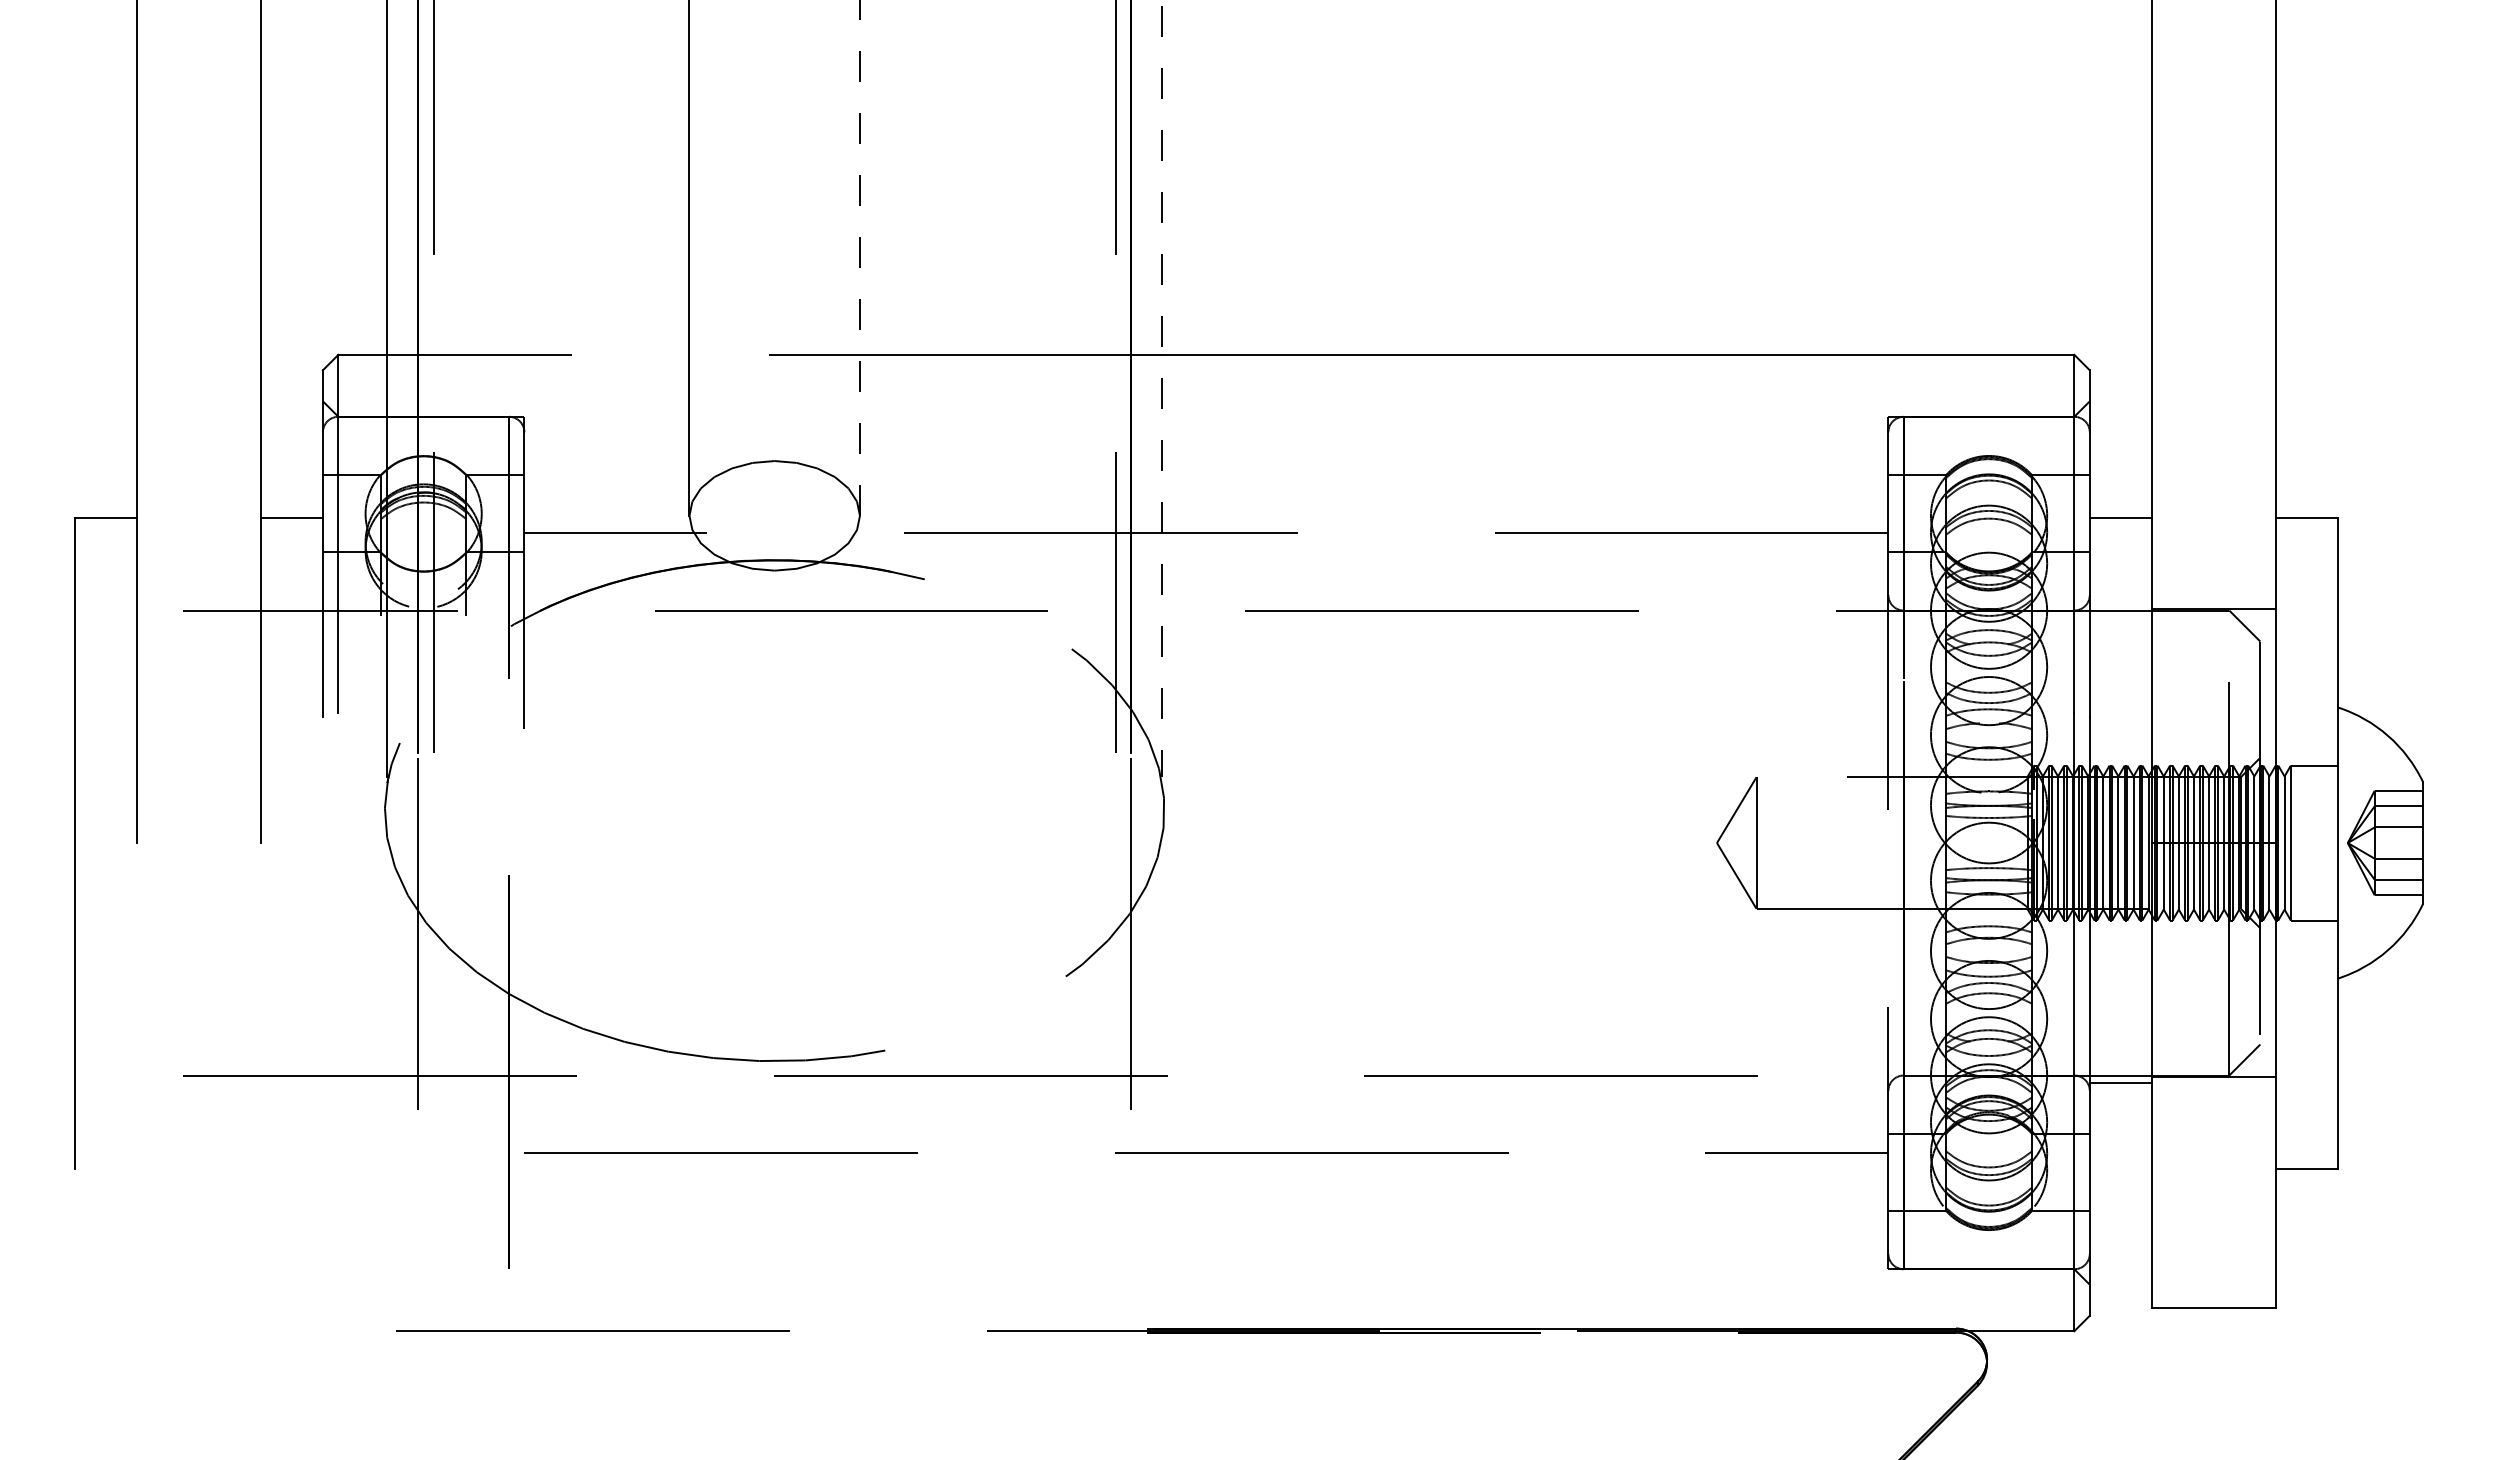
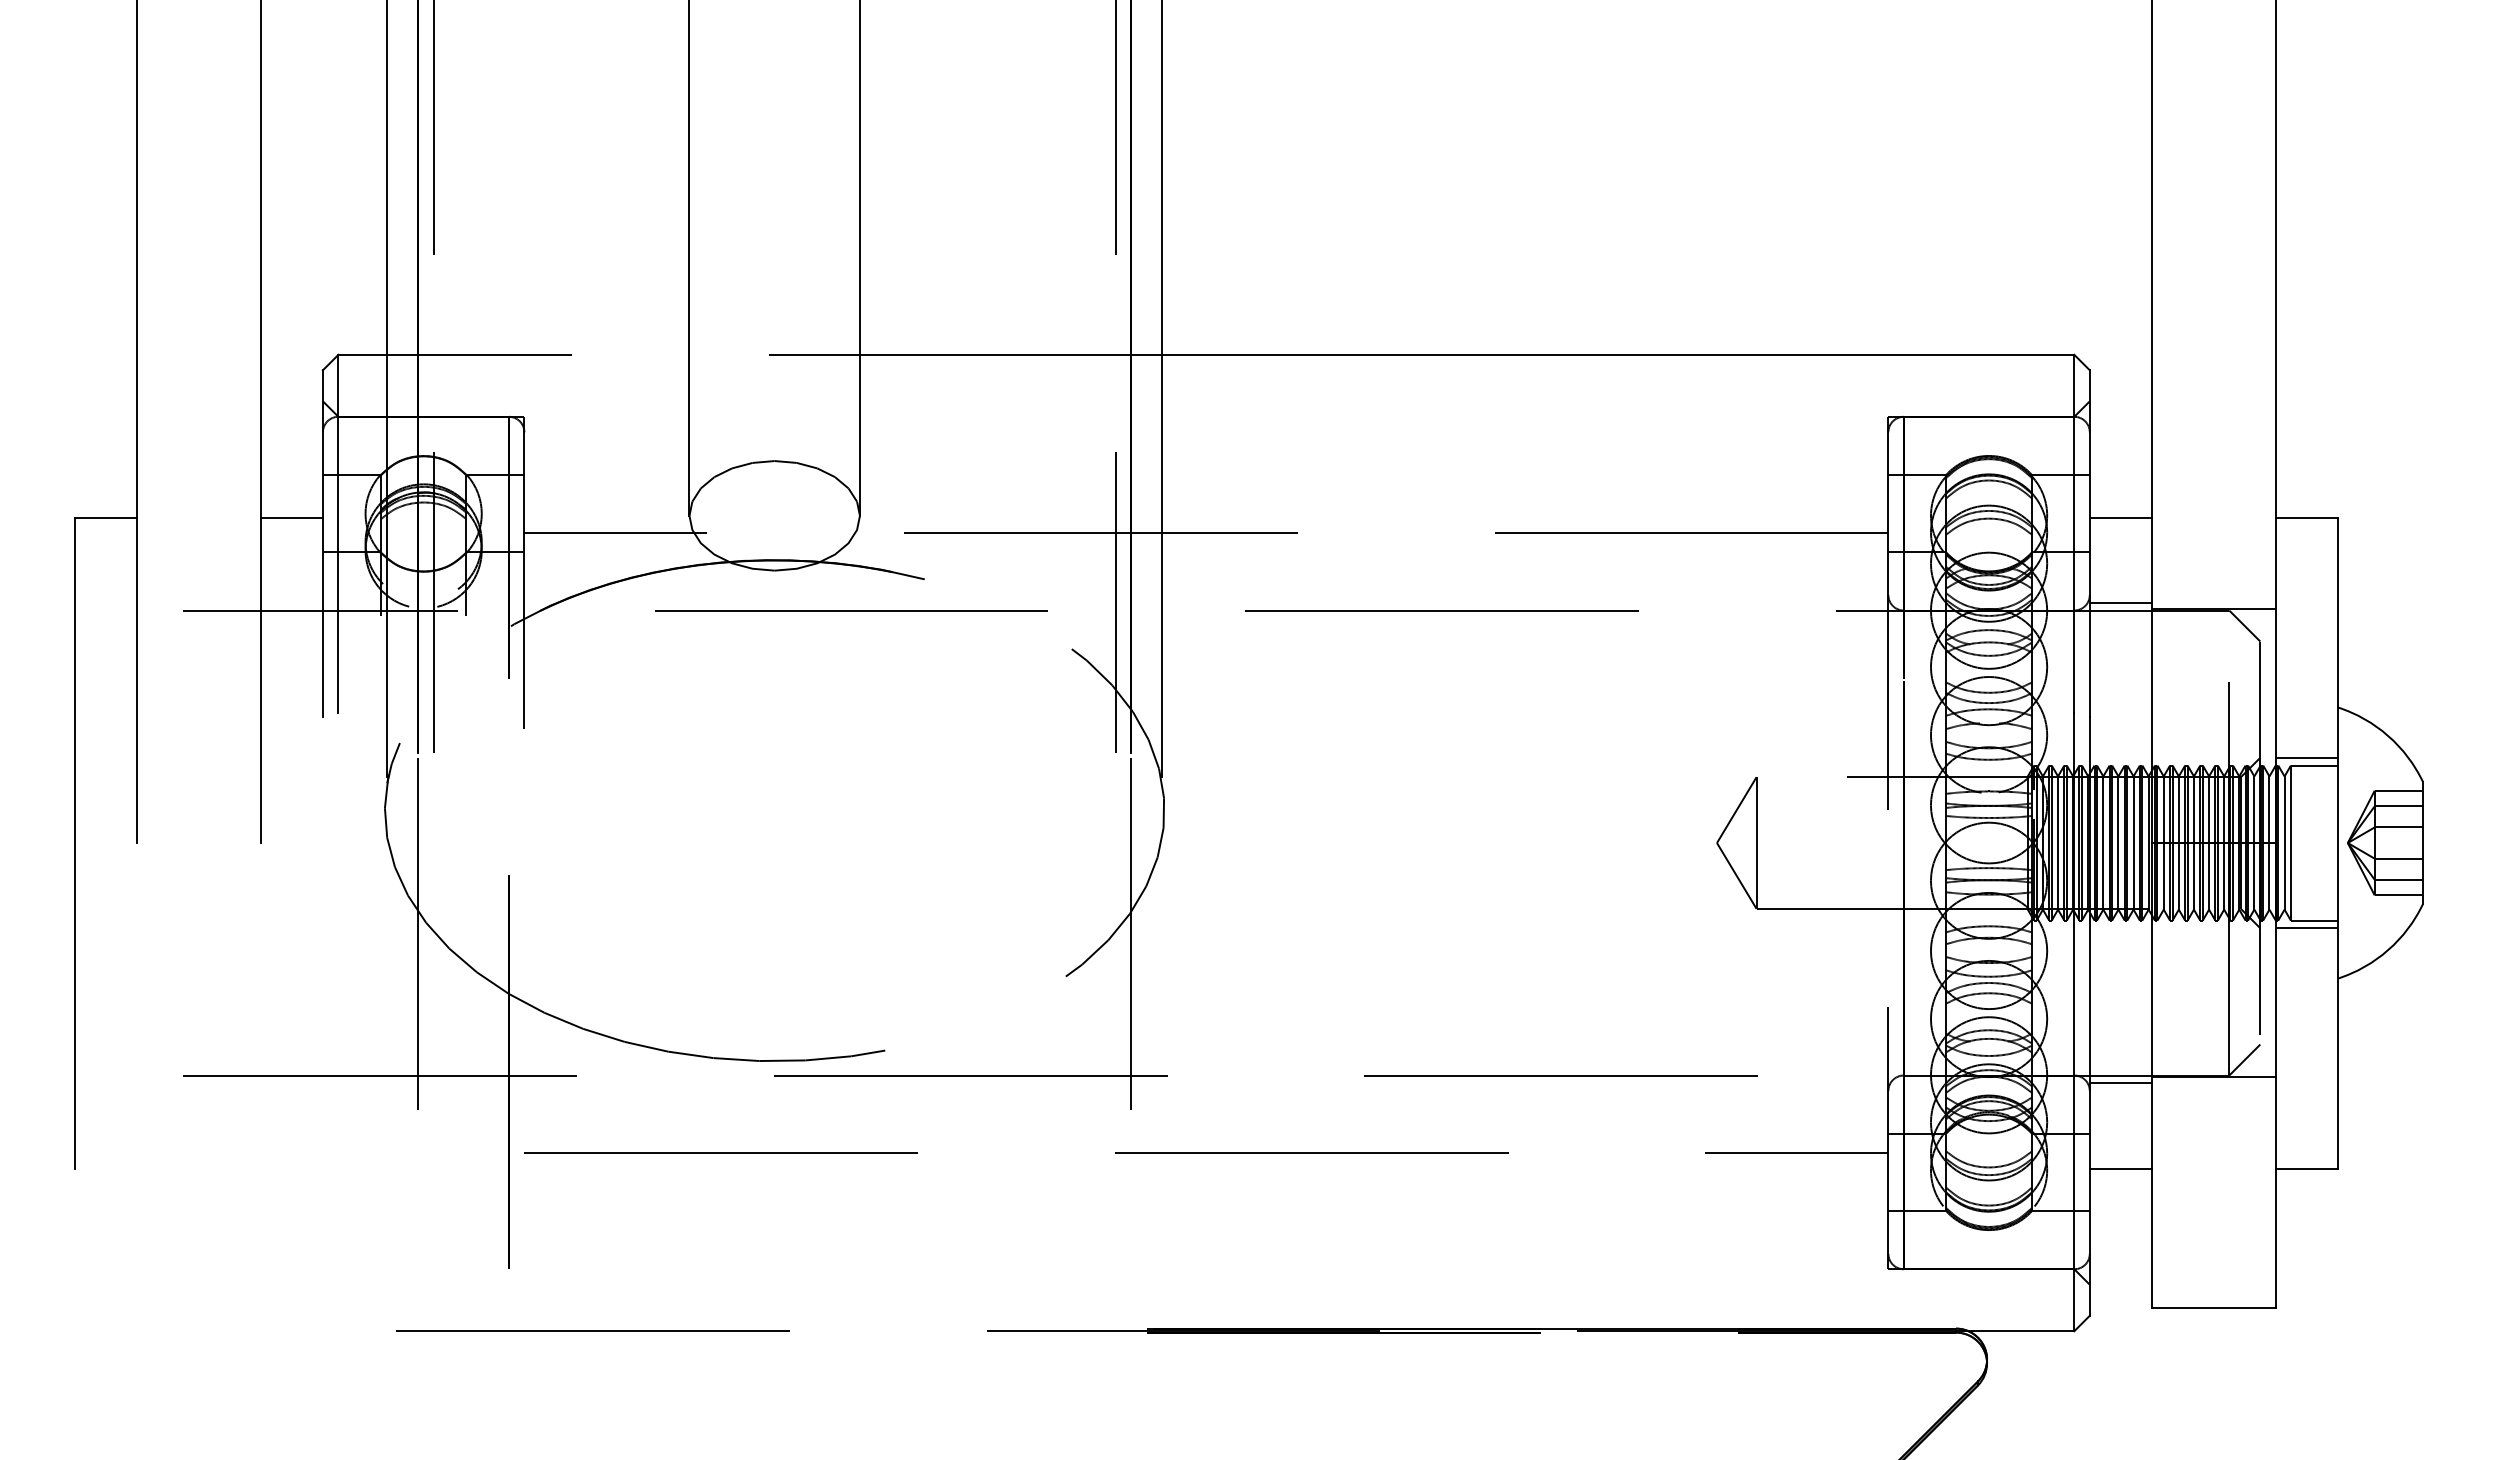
line: dashed -> solid (859, 257)
line: dashed -> solid (1162, 389)
line: none -> present (2120, 602)
line: none -> present (2306, 757)
line: none -> present (2306, 928)
line: none -> present (2120, 1168)
